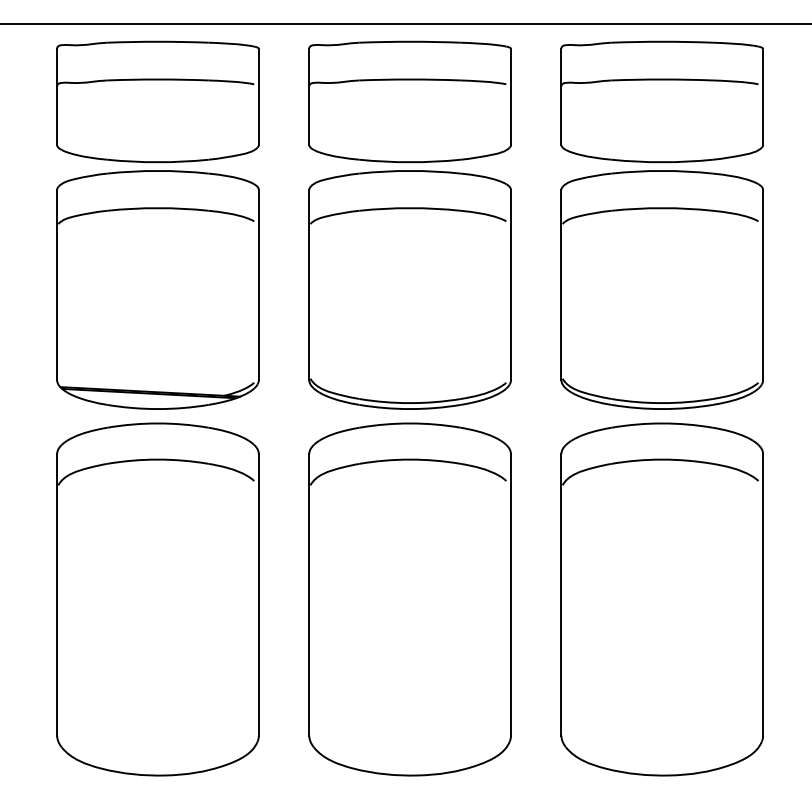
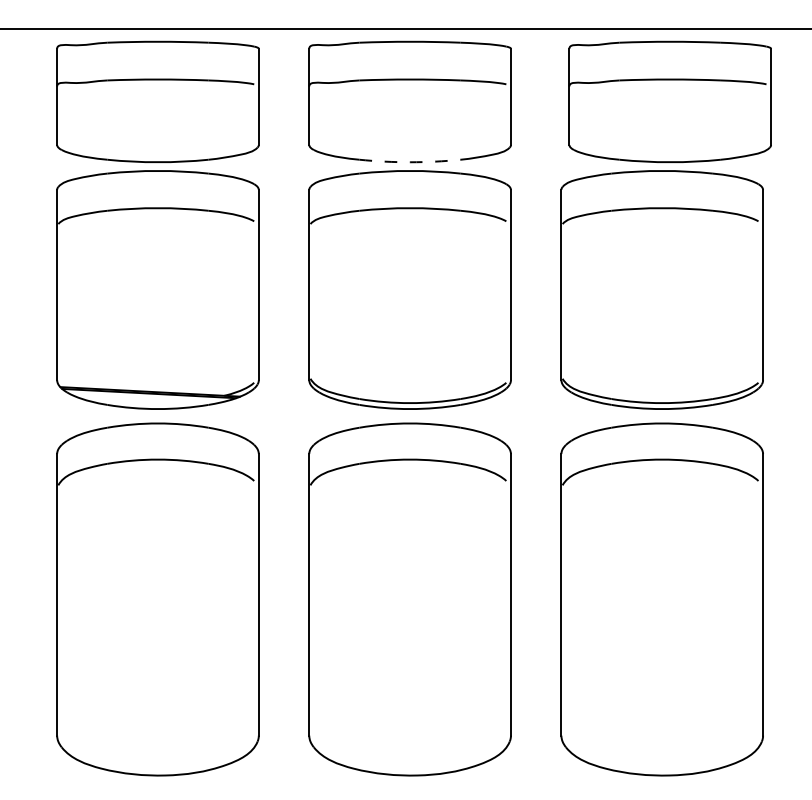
line position: (405, 23) -> (405, 28) (405, 28)
part position: (661, 101) -> (669, 101) (669, 101)
arc: solid -> dashed (410, 162)
